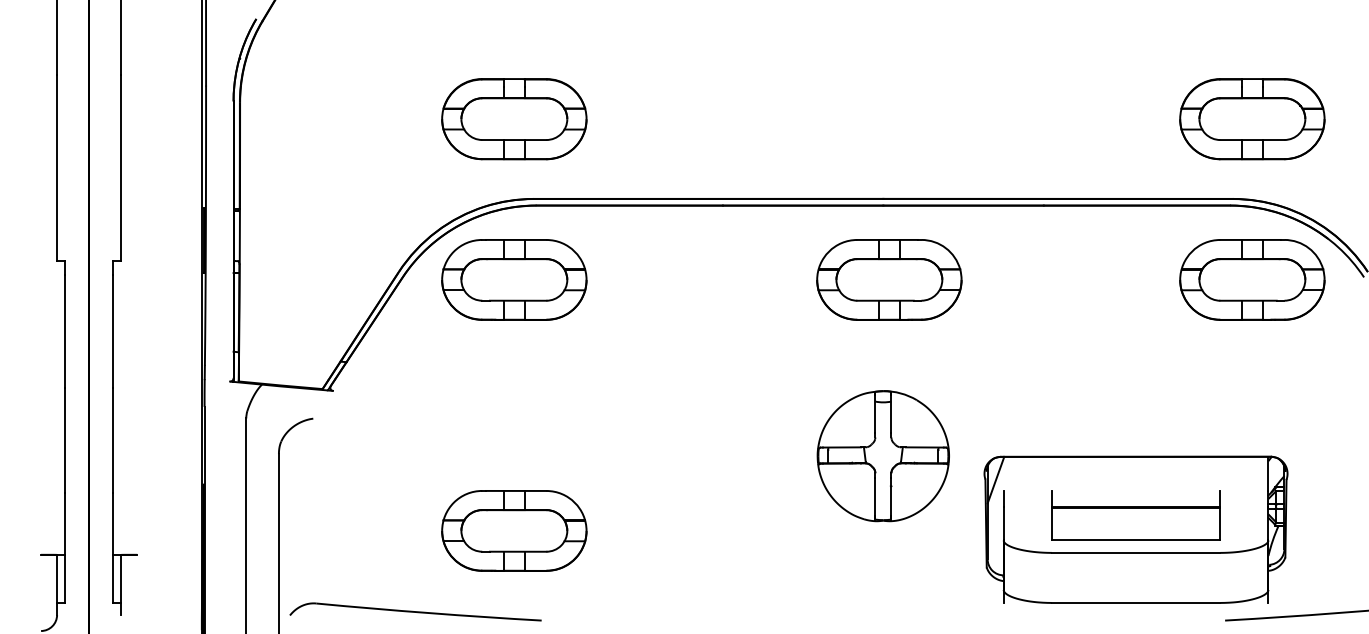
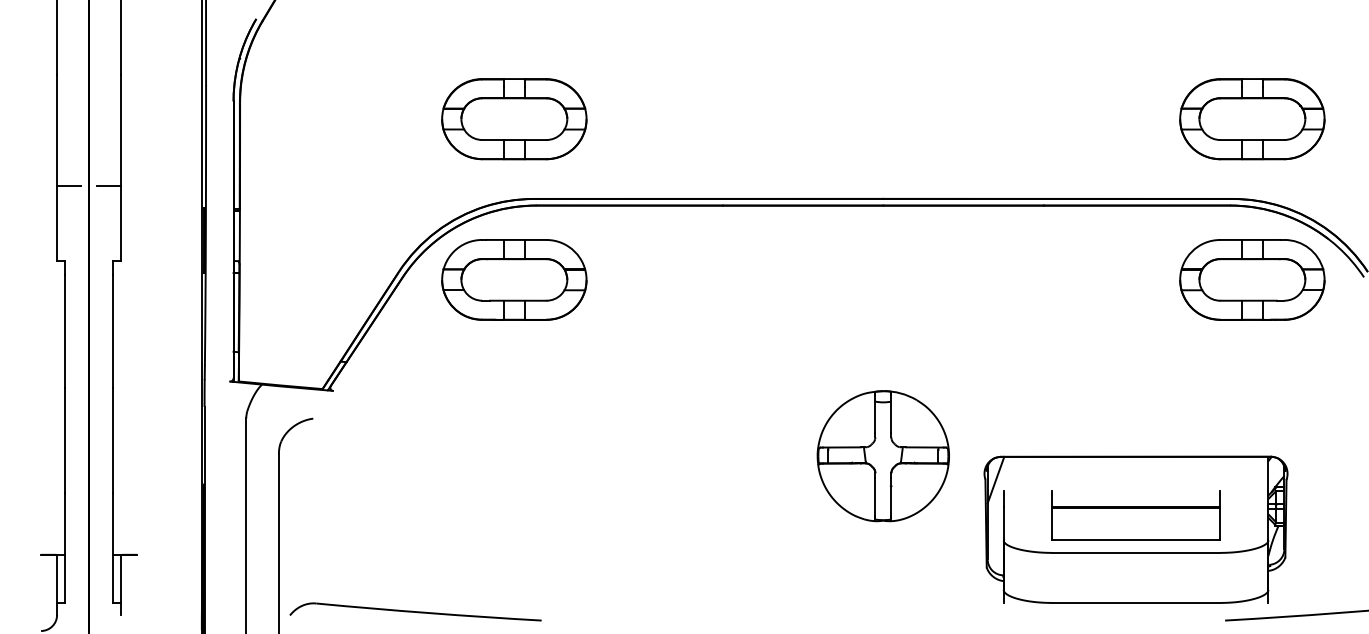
line: none -> present (69, 185)
line: none -> present (109, 185)
part: present -> none (889, 279)
part: present -> none (514, 530)
